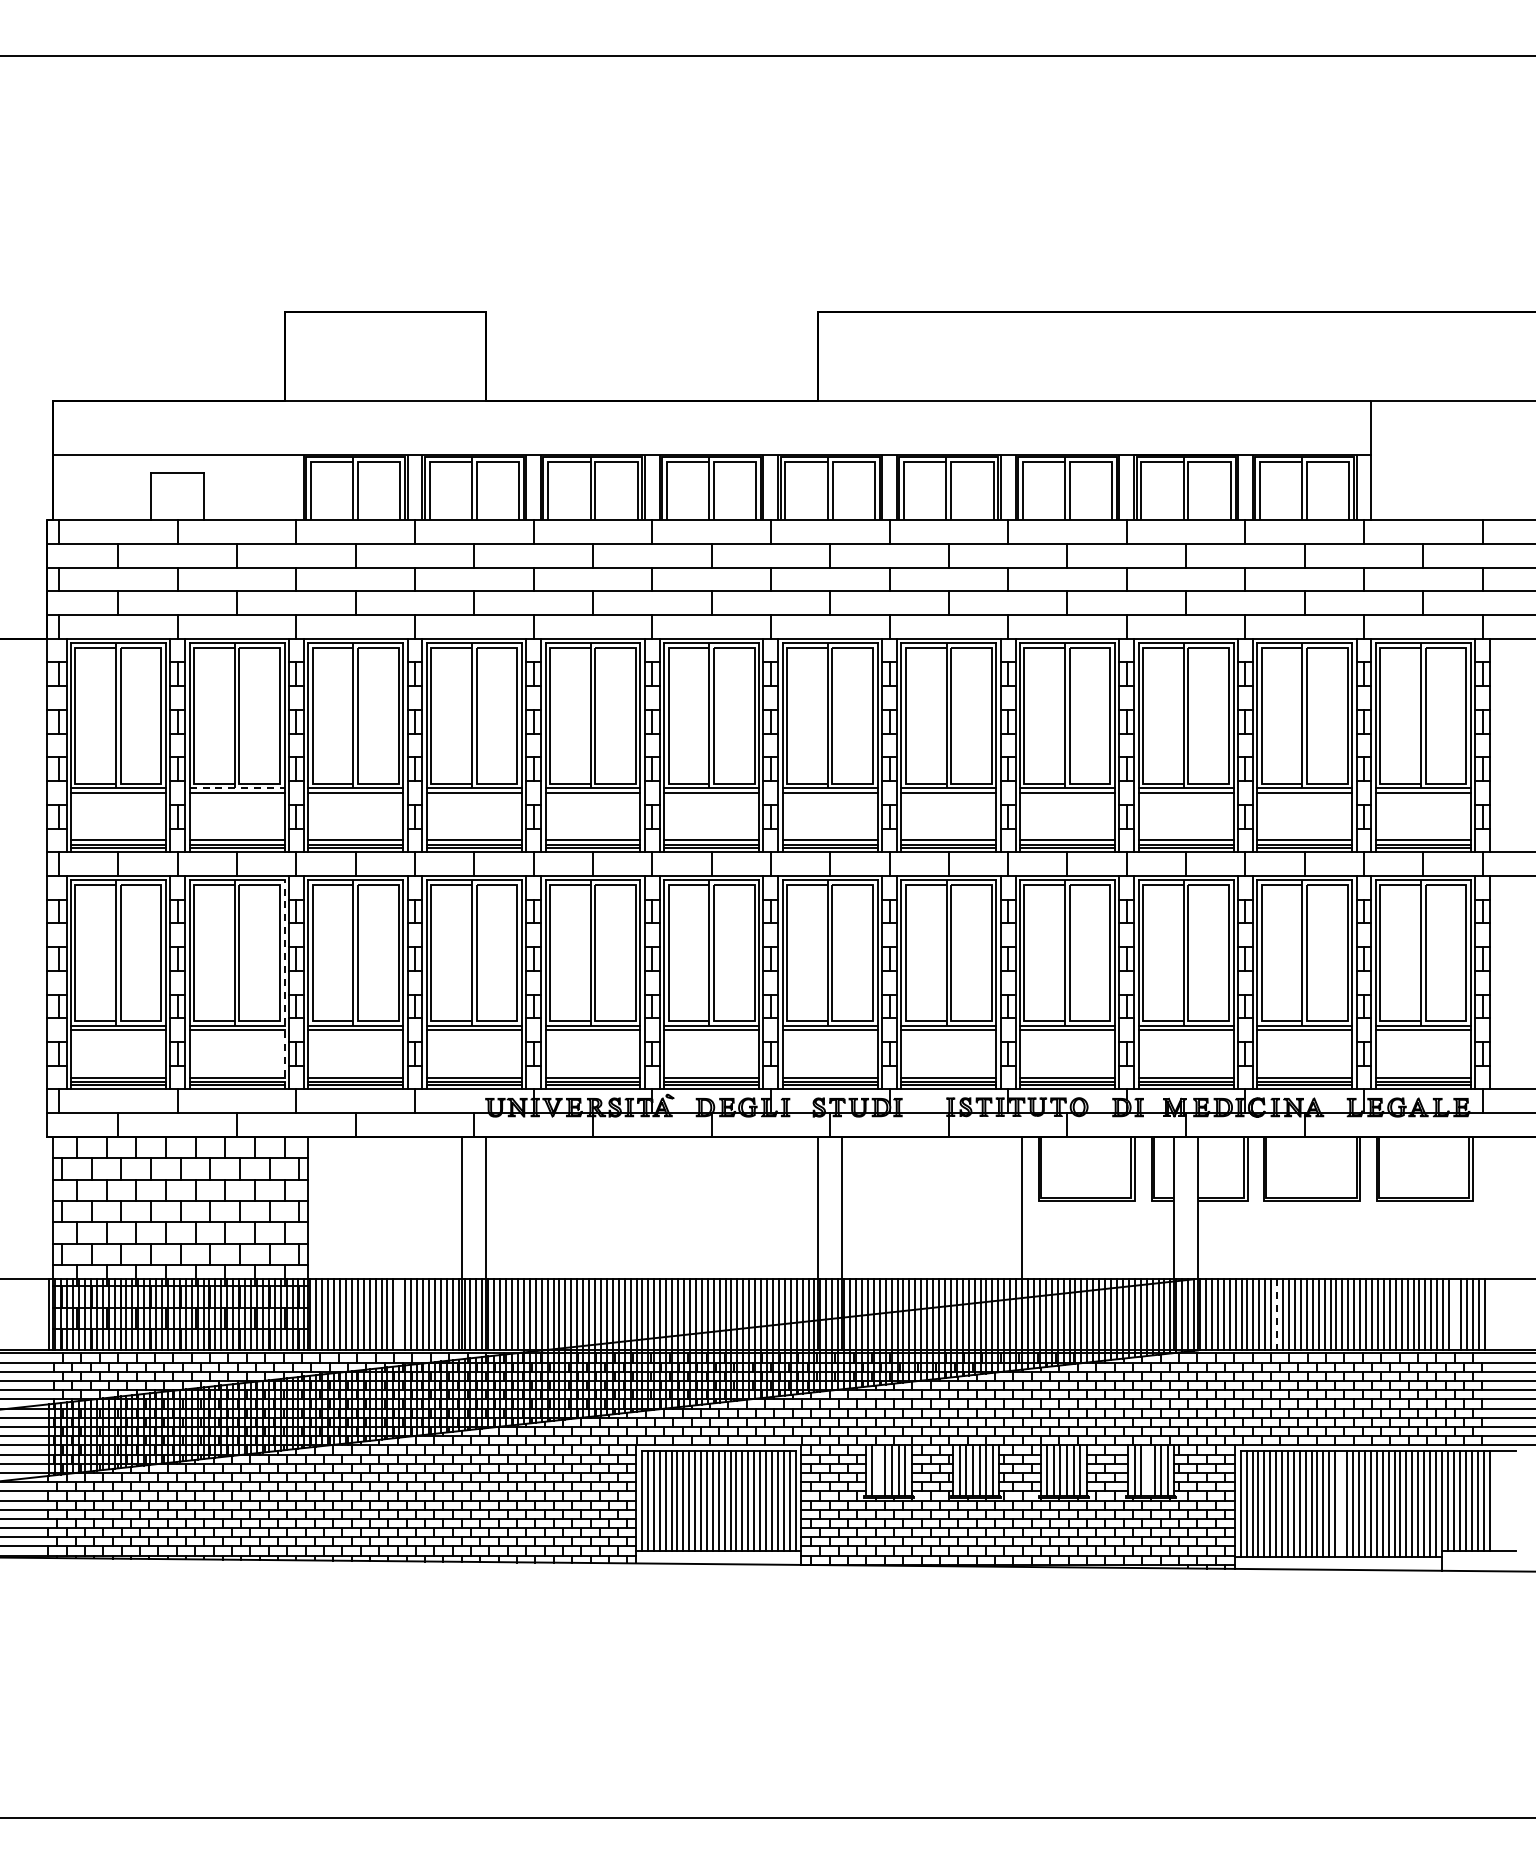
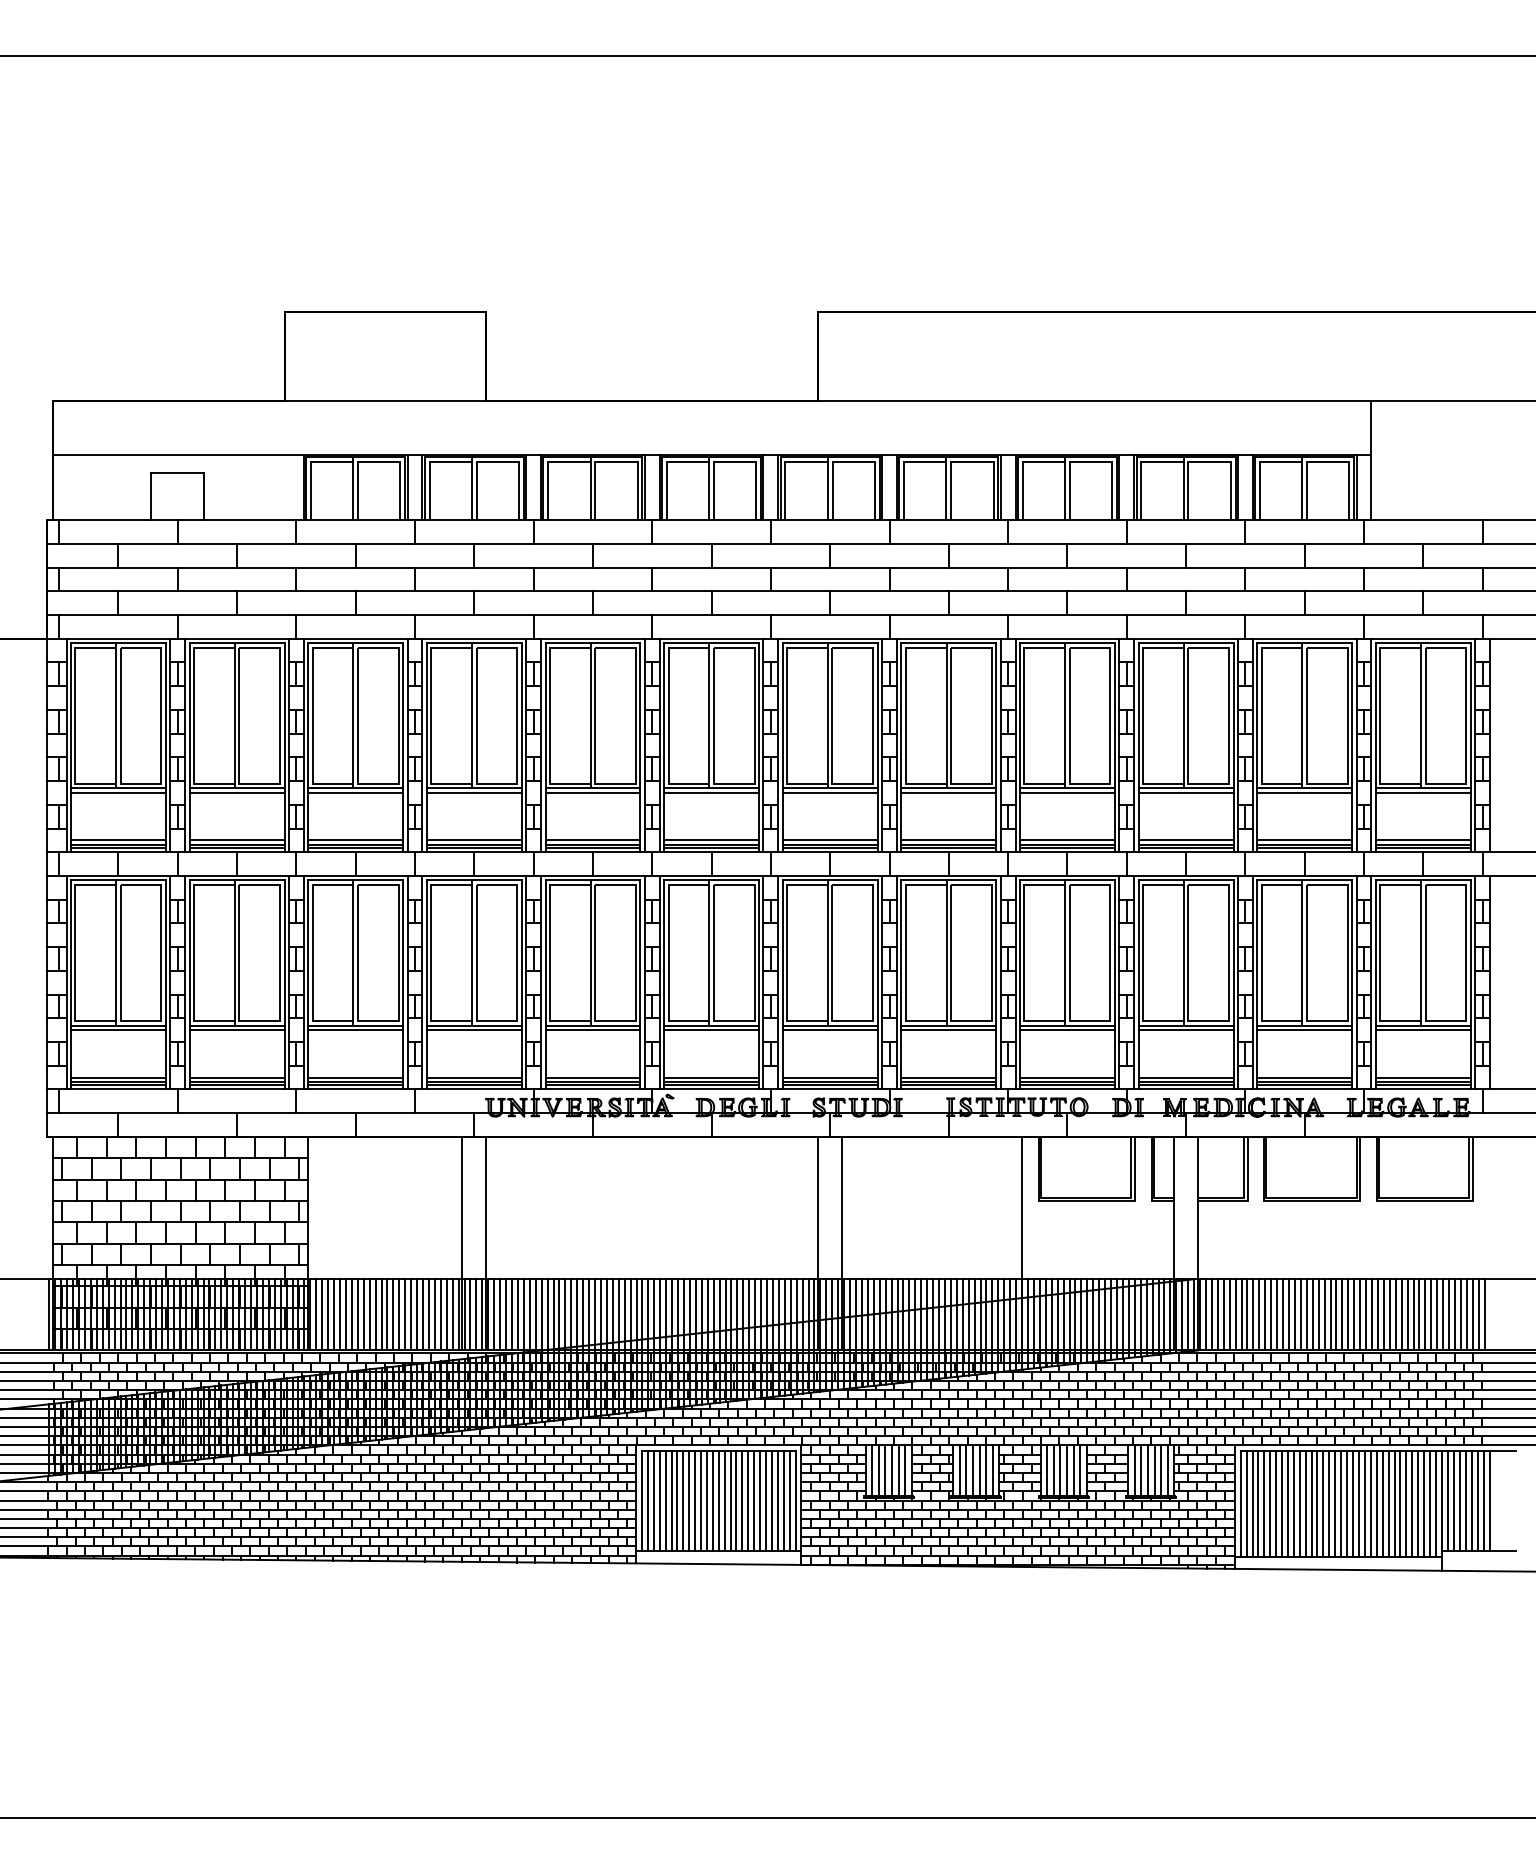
line: dashed -> solid (237, 788)
line: dashed -> solid (284, 984)
line: none -> present (399, 1314)
line: dashed -> solid (1277, 1314)
line: none -> present (1455, 1314)
line: none -> present (878, 1470)
line: none -> present (1147, 1470)
line: none -> present (1341, 1504)
